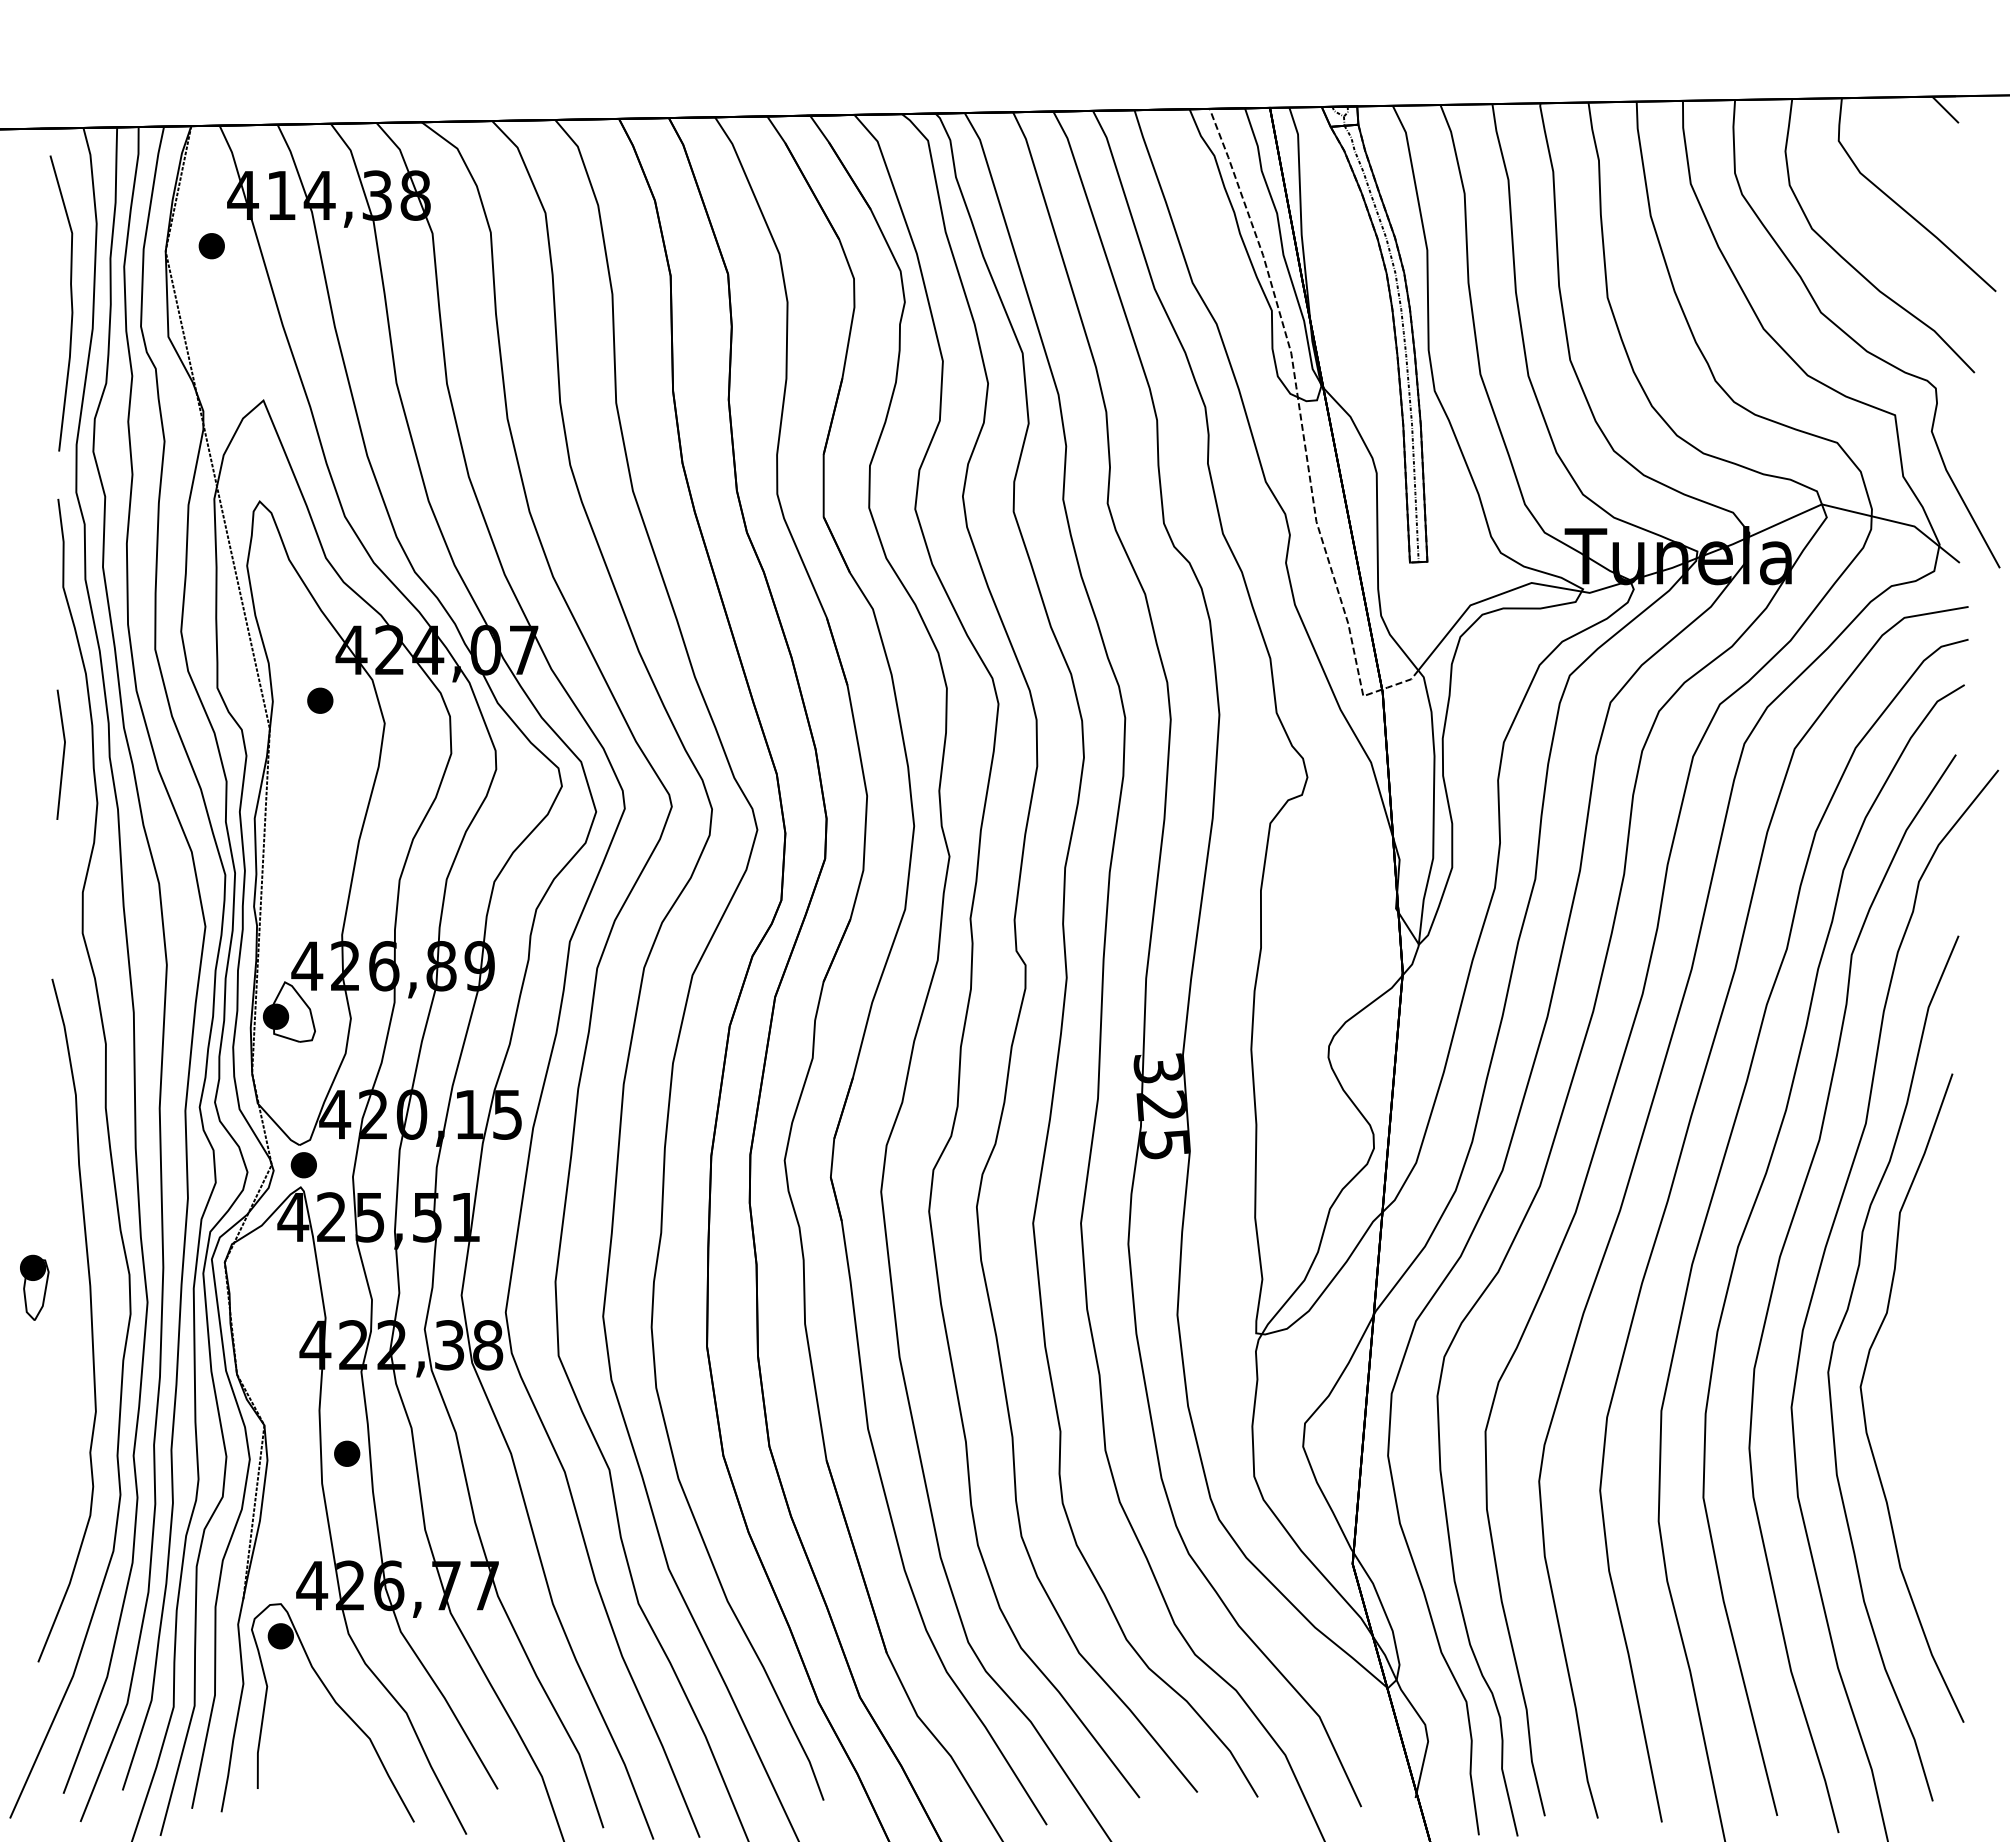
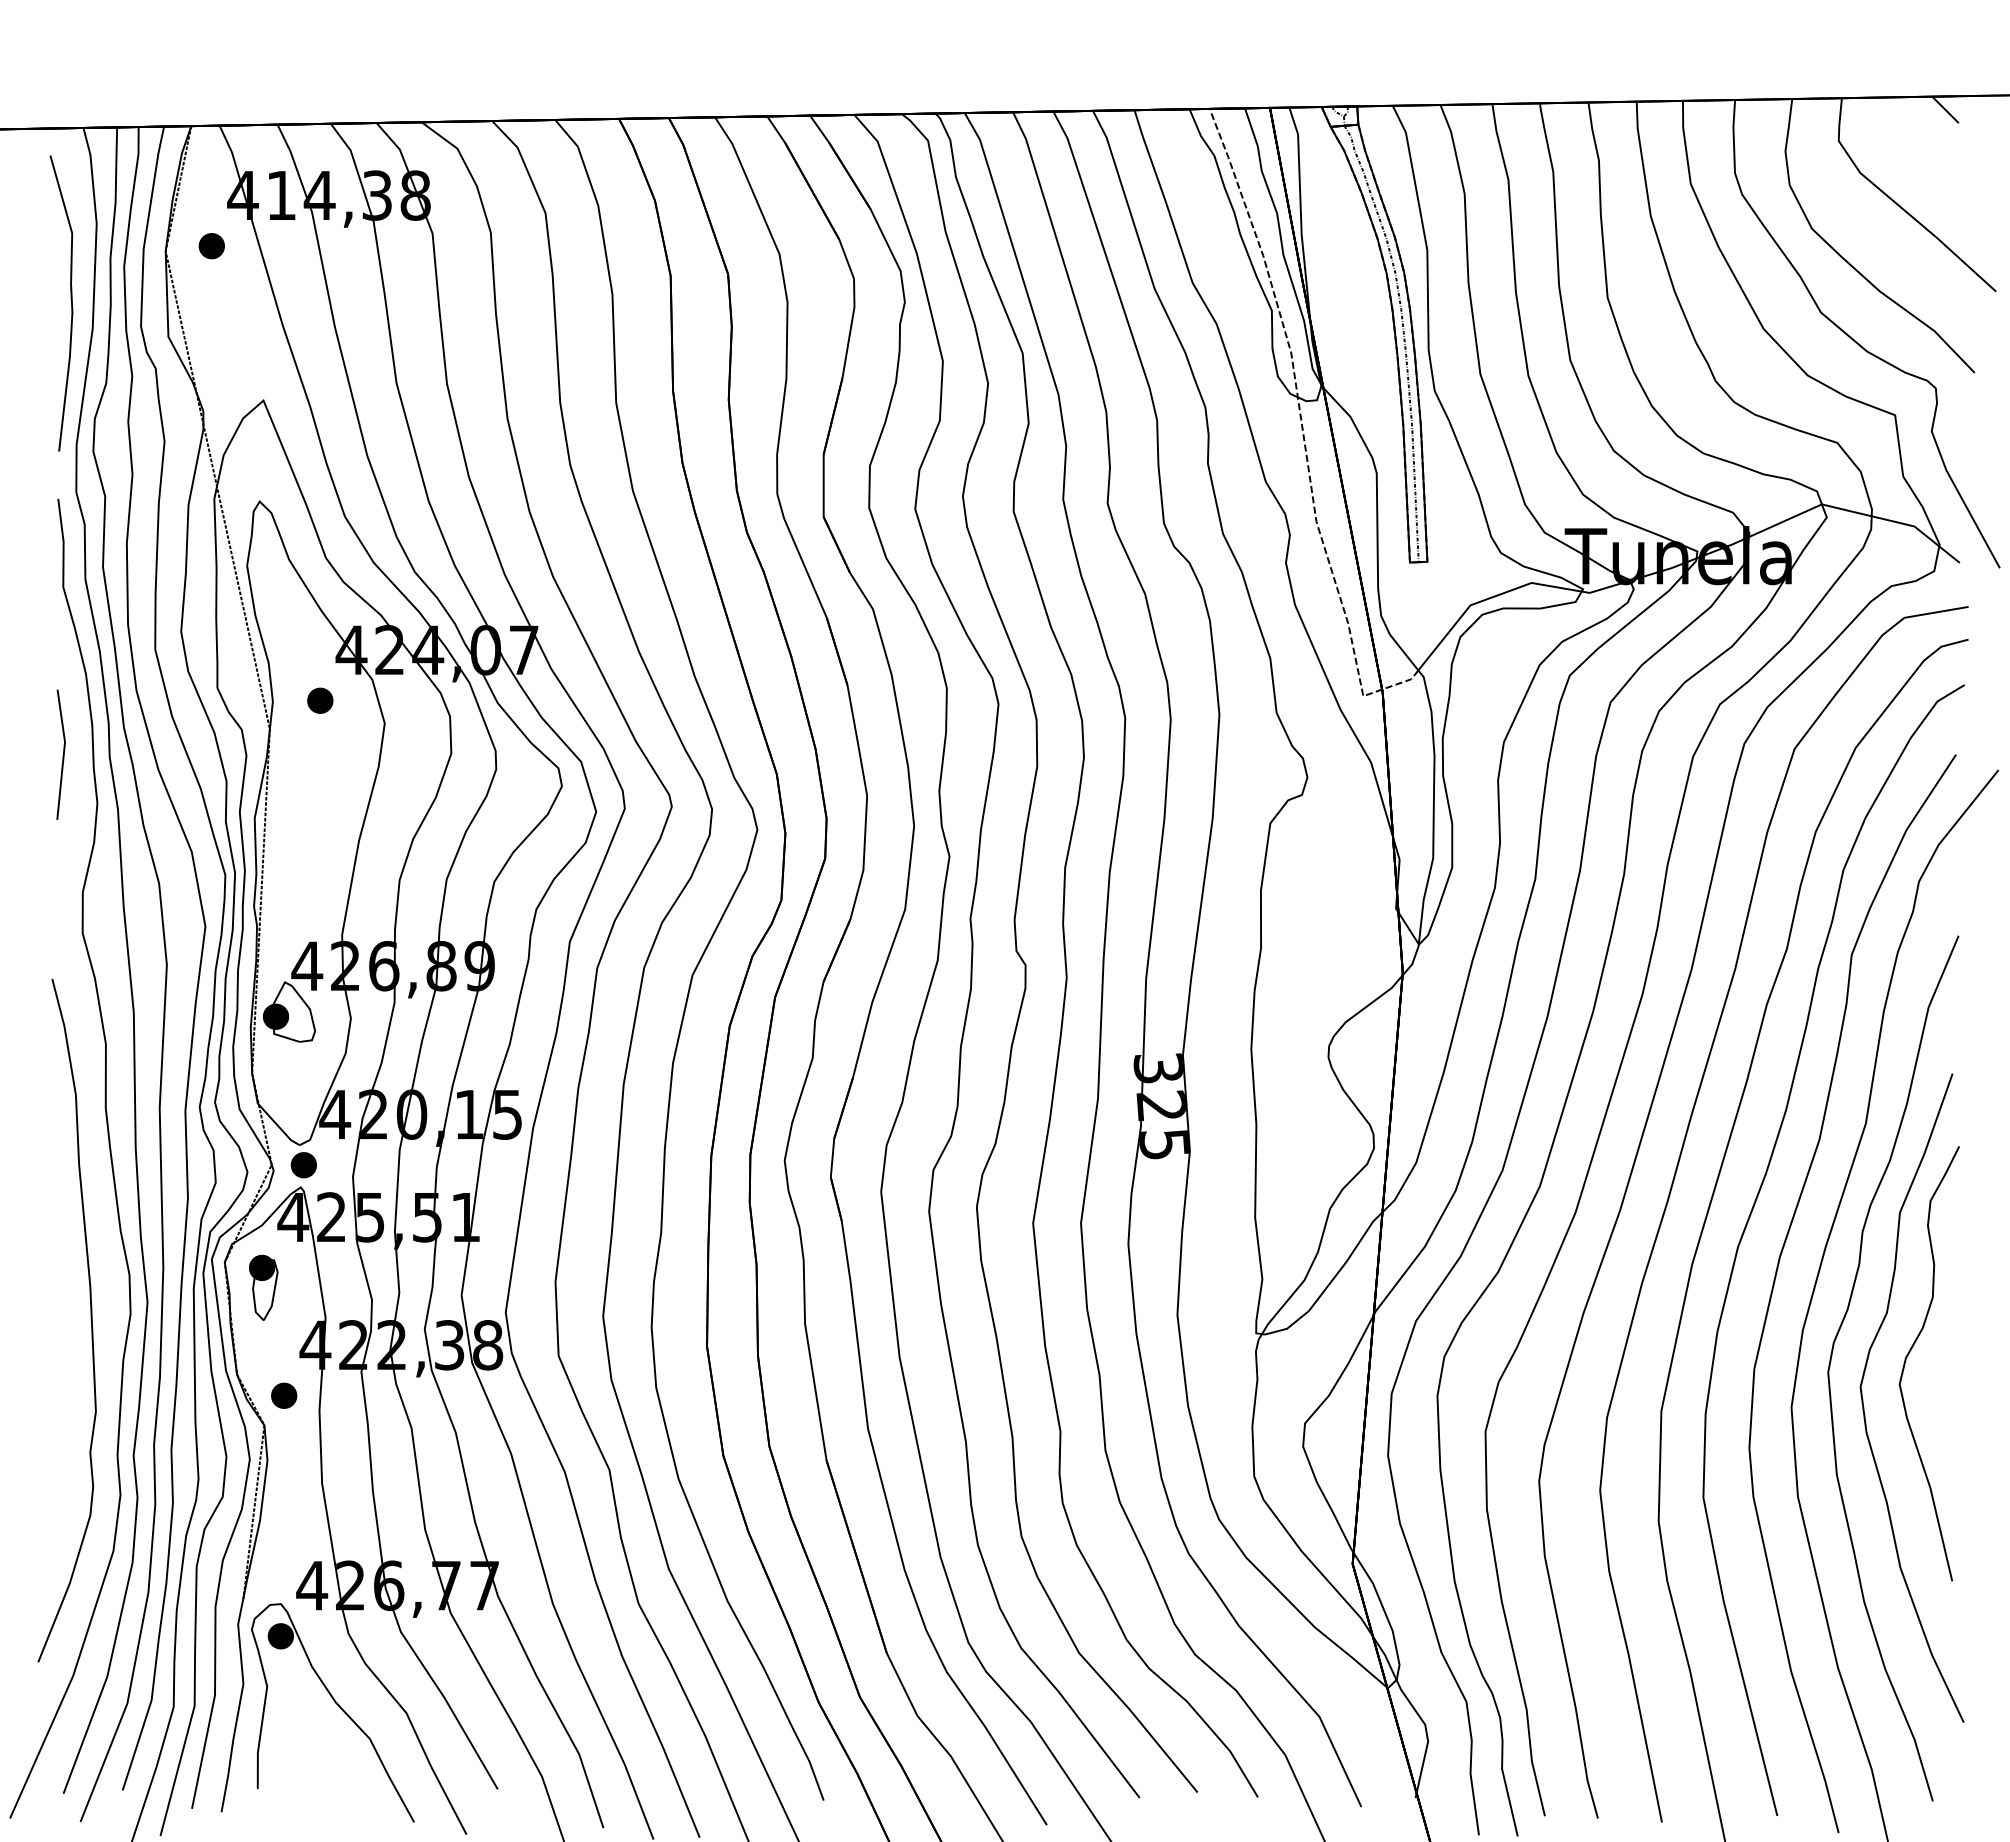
part position: (34, 1287) -> (263, 1287) (263, 1287)
part: none -> present (1910, 1352)
part position: (347, 1453) -> (284, 1395) (284, 1395)
